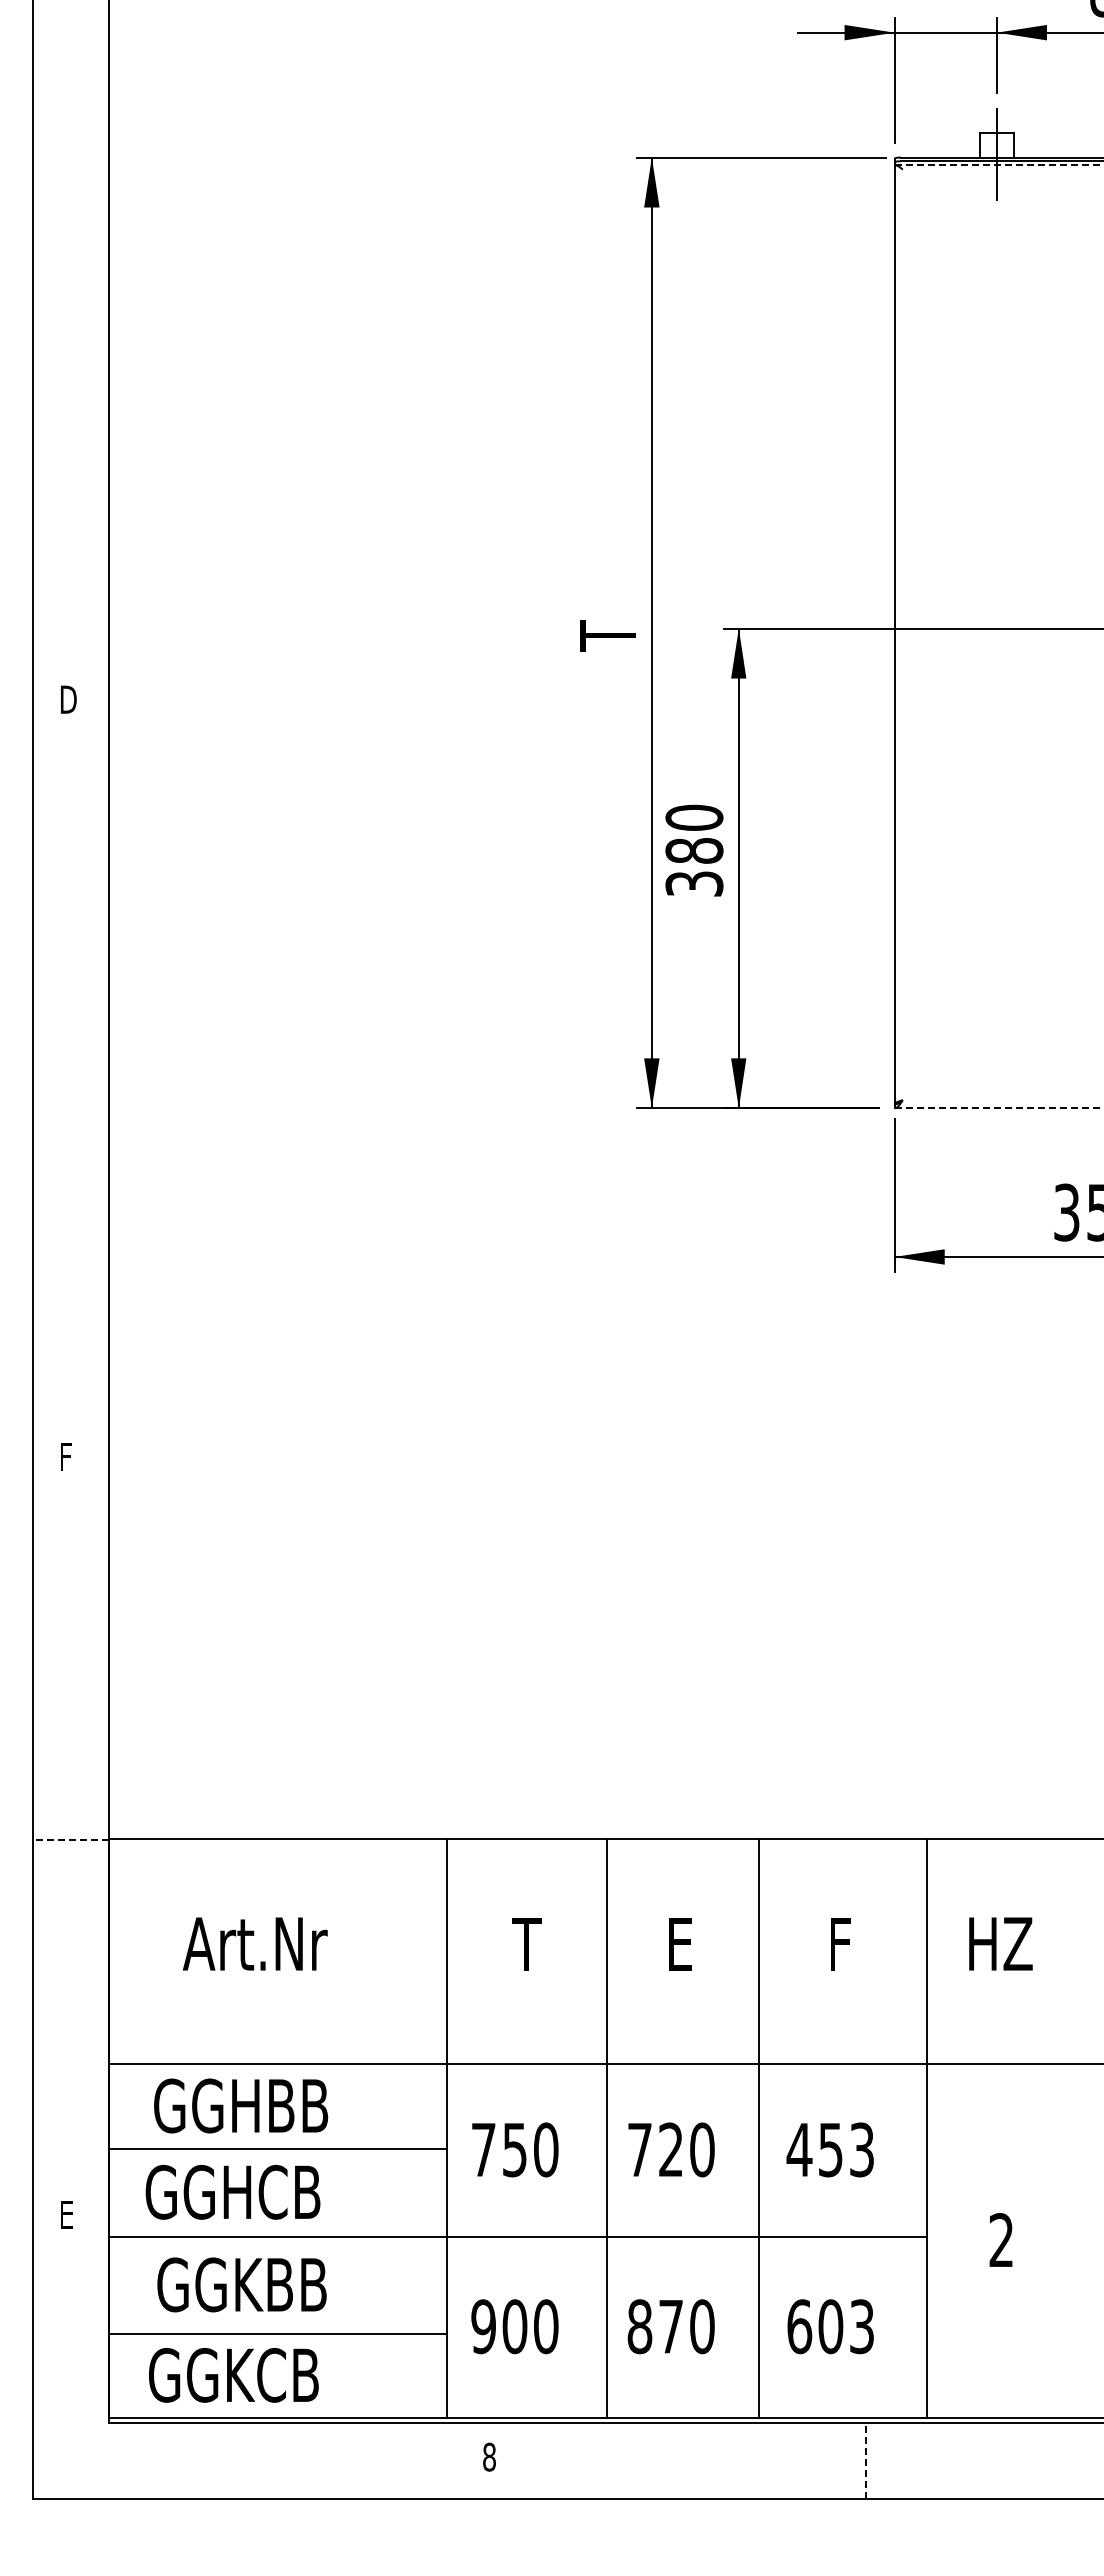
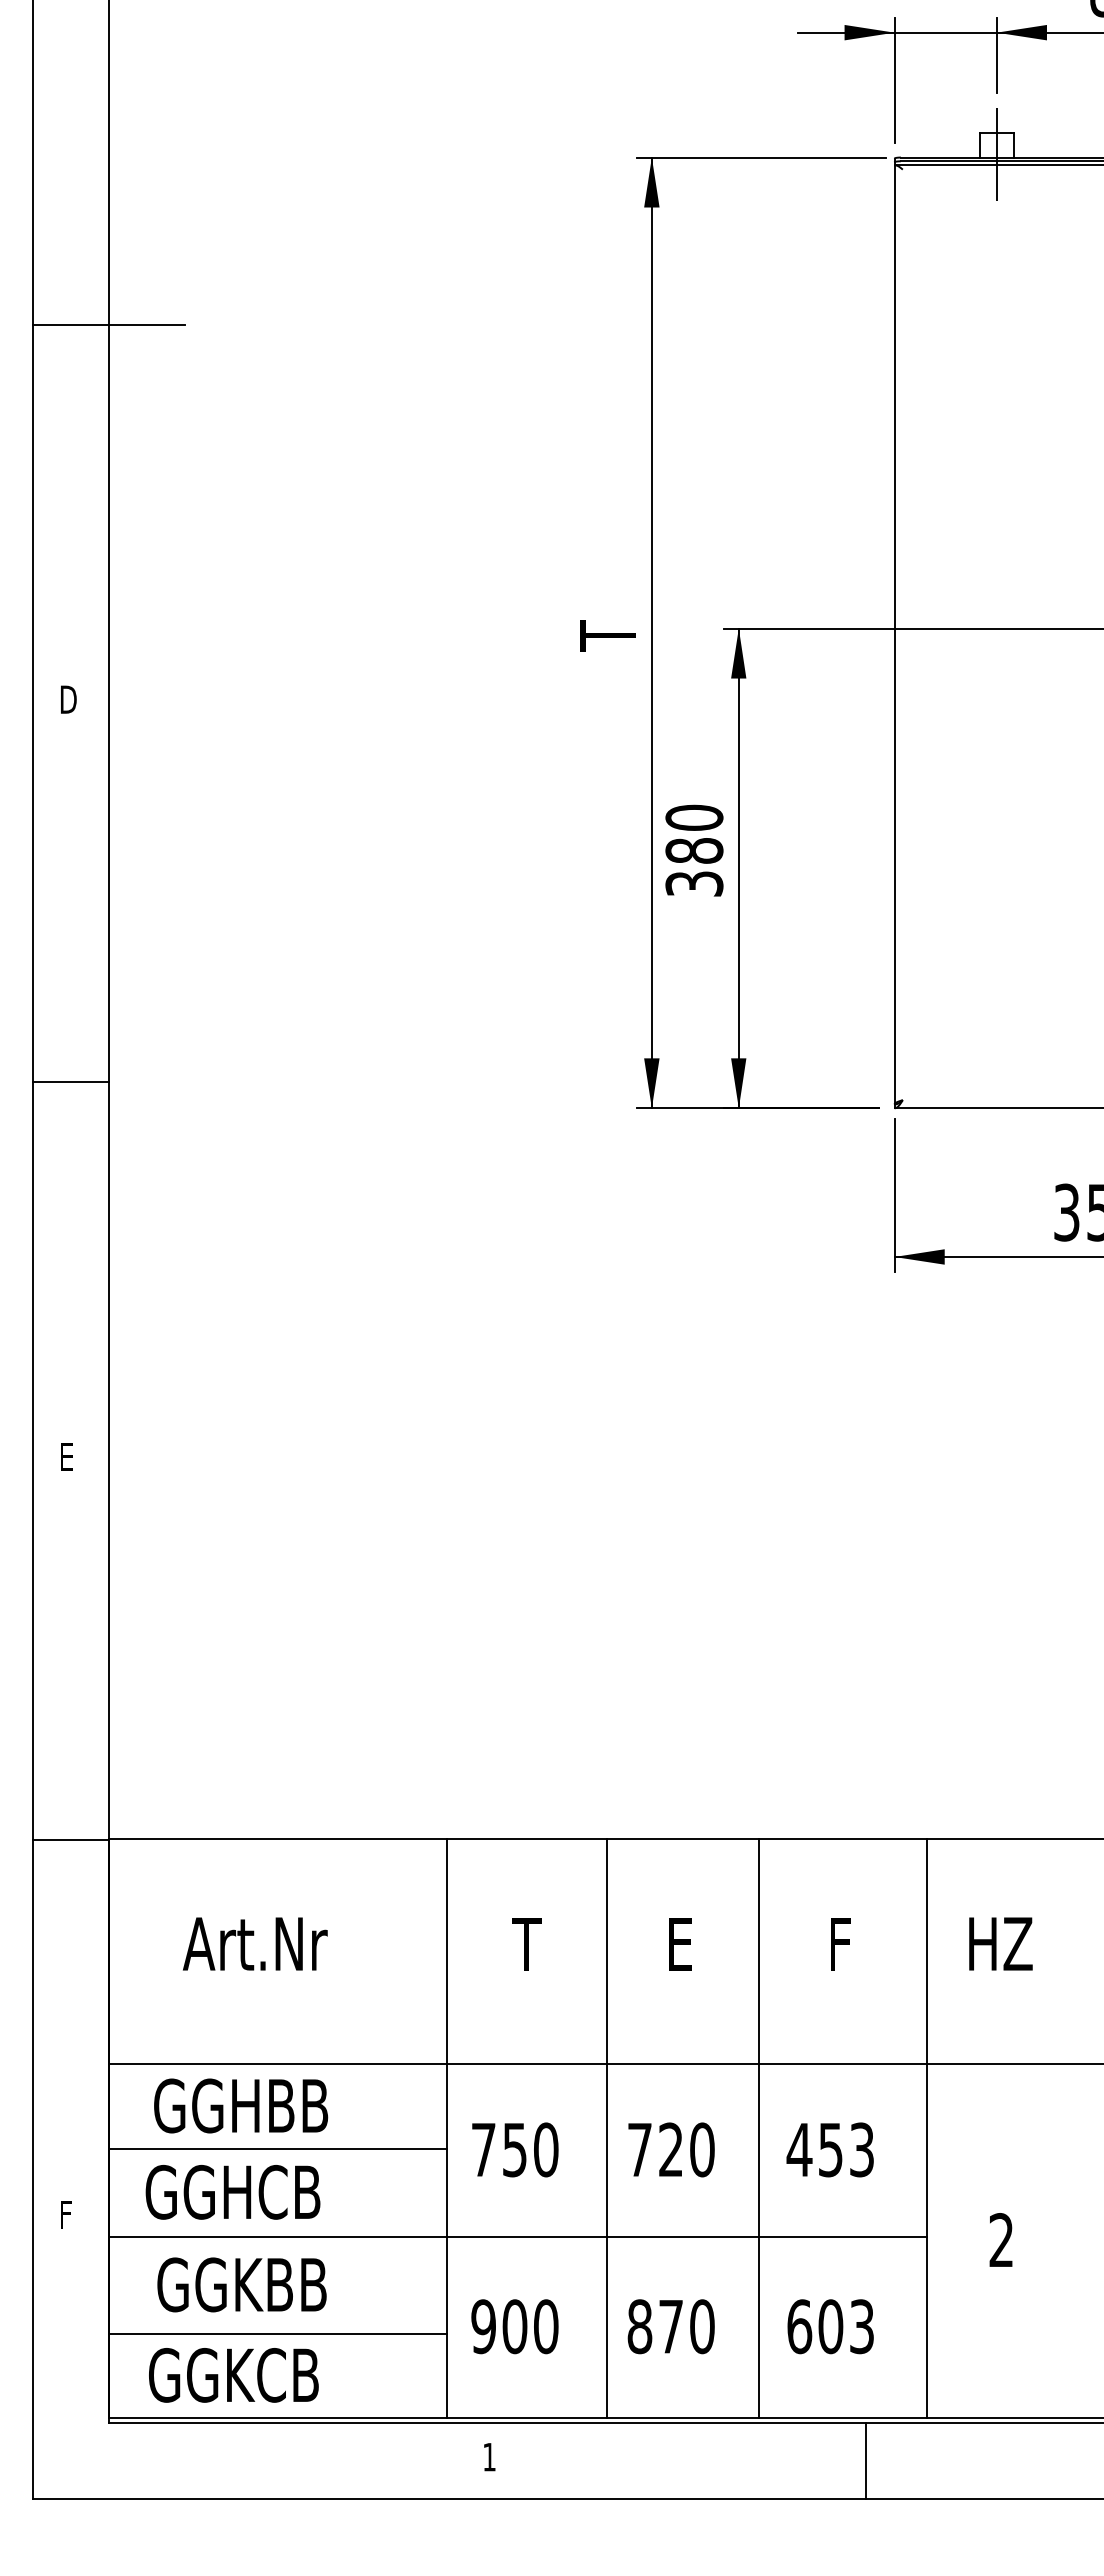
line: dashed -> solid (999, 165)
line: none -> present (108, 324)
line: none -> present (70, 1082)
line: dashed -> solid (999, 1108)
text: F -> E (67, 1456)
line: dashed -> solid (70, 1839)
text: E -> F (67, 2214)
text: 8 -> 1 (489, 2456)
line: dashed -> solid (866, 2460)
